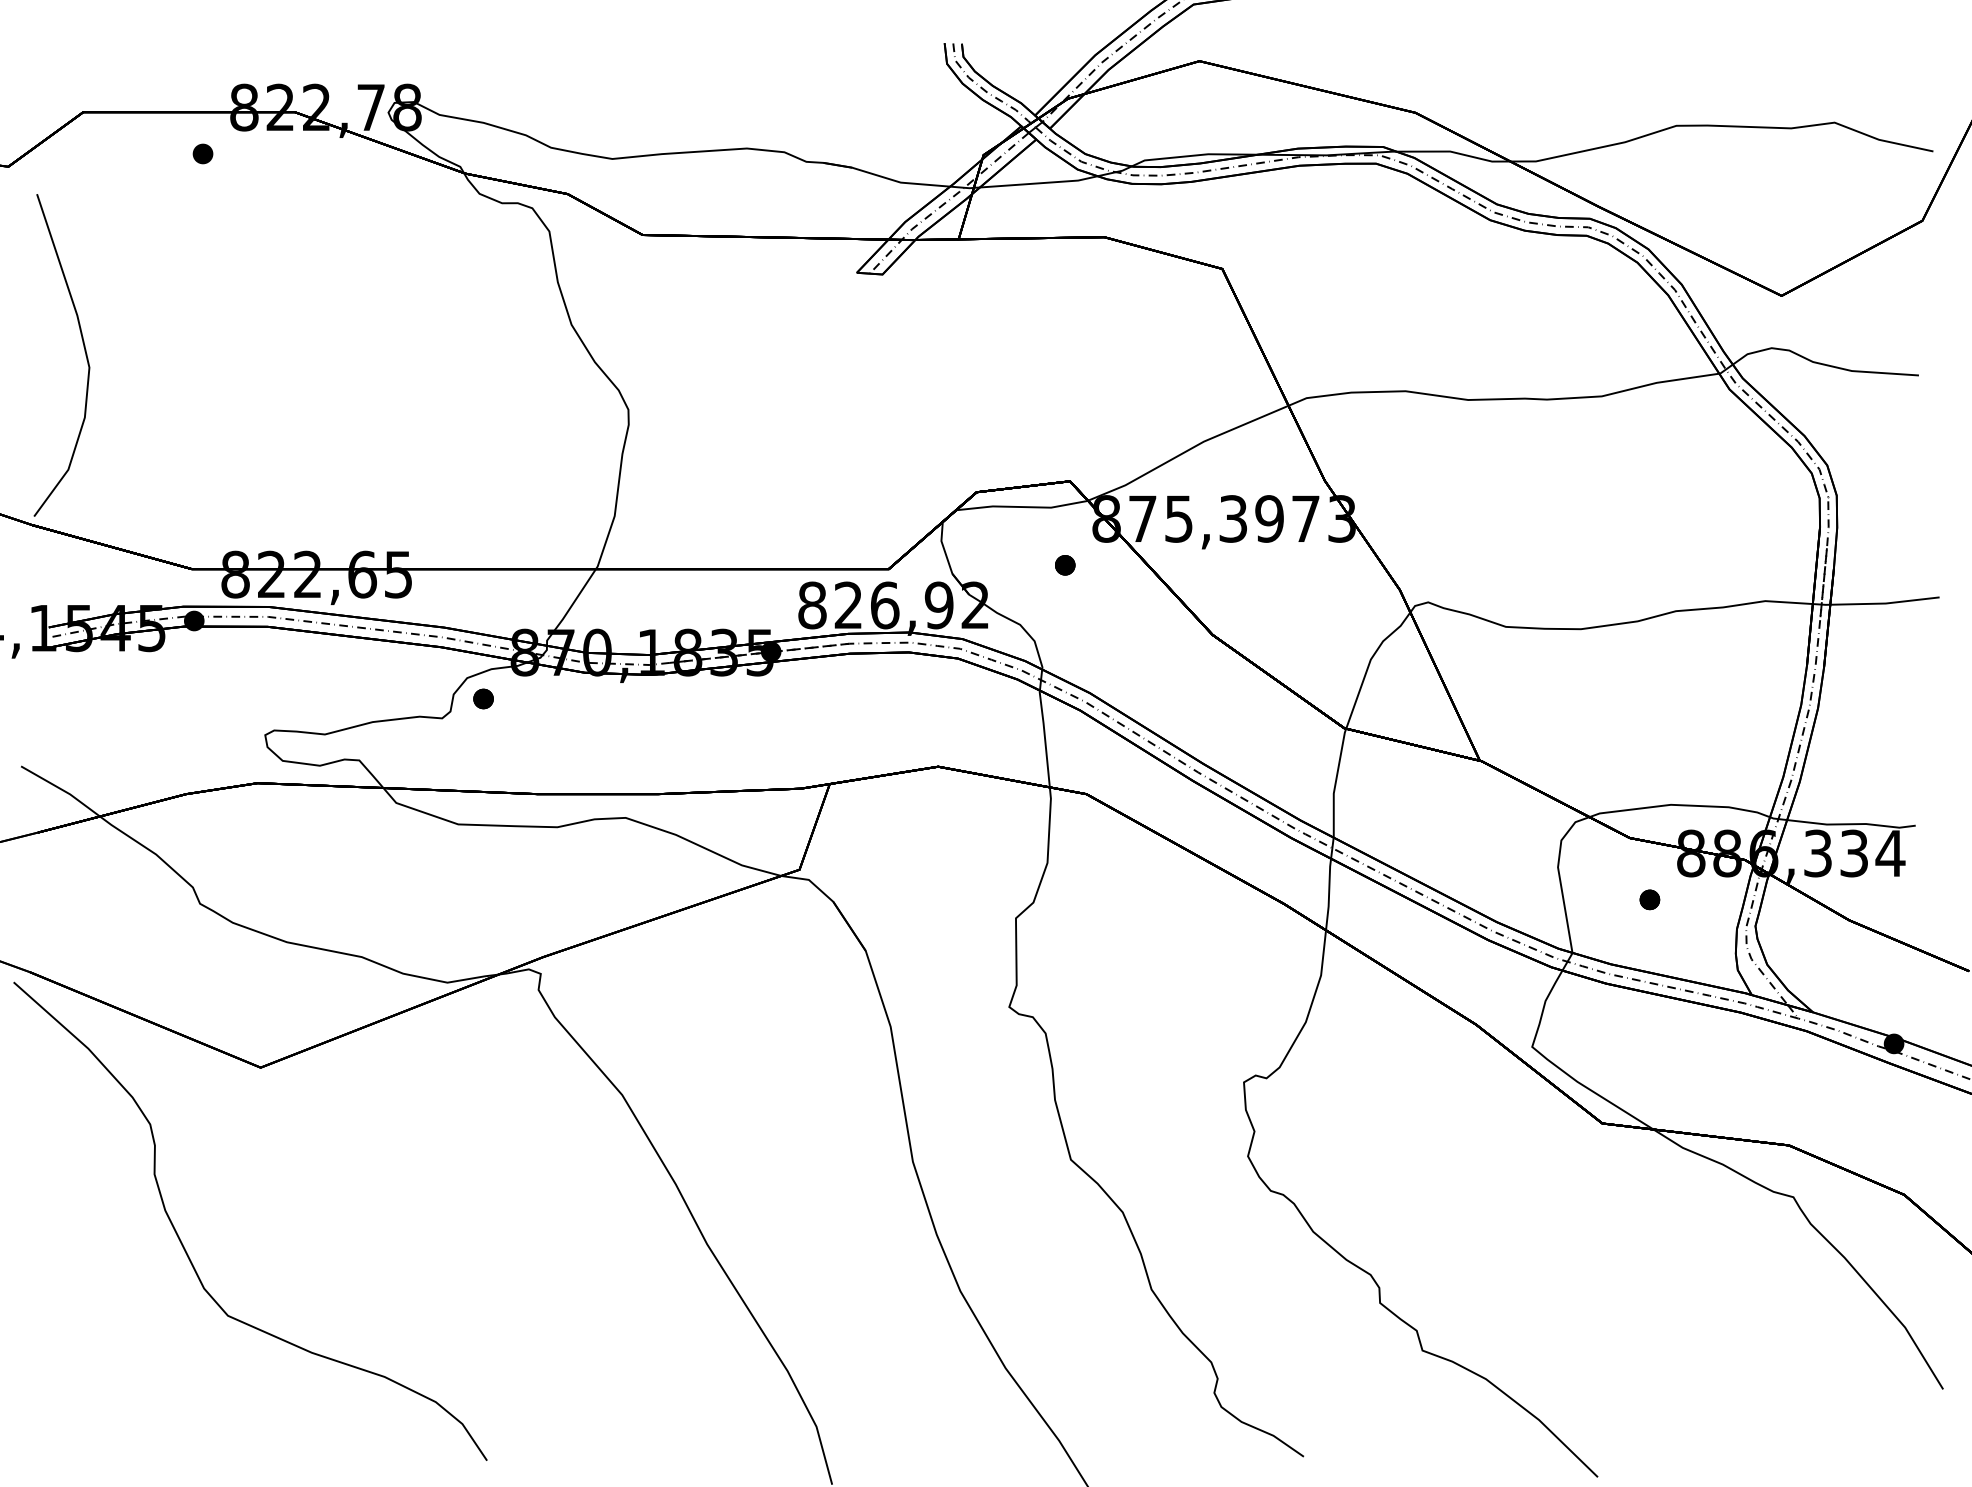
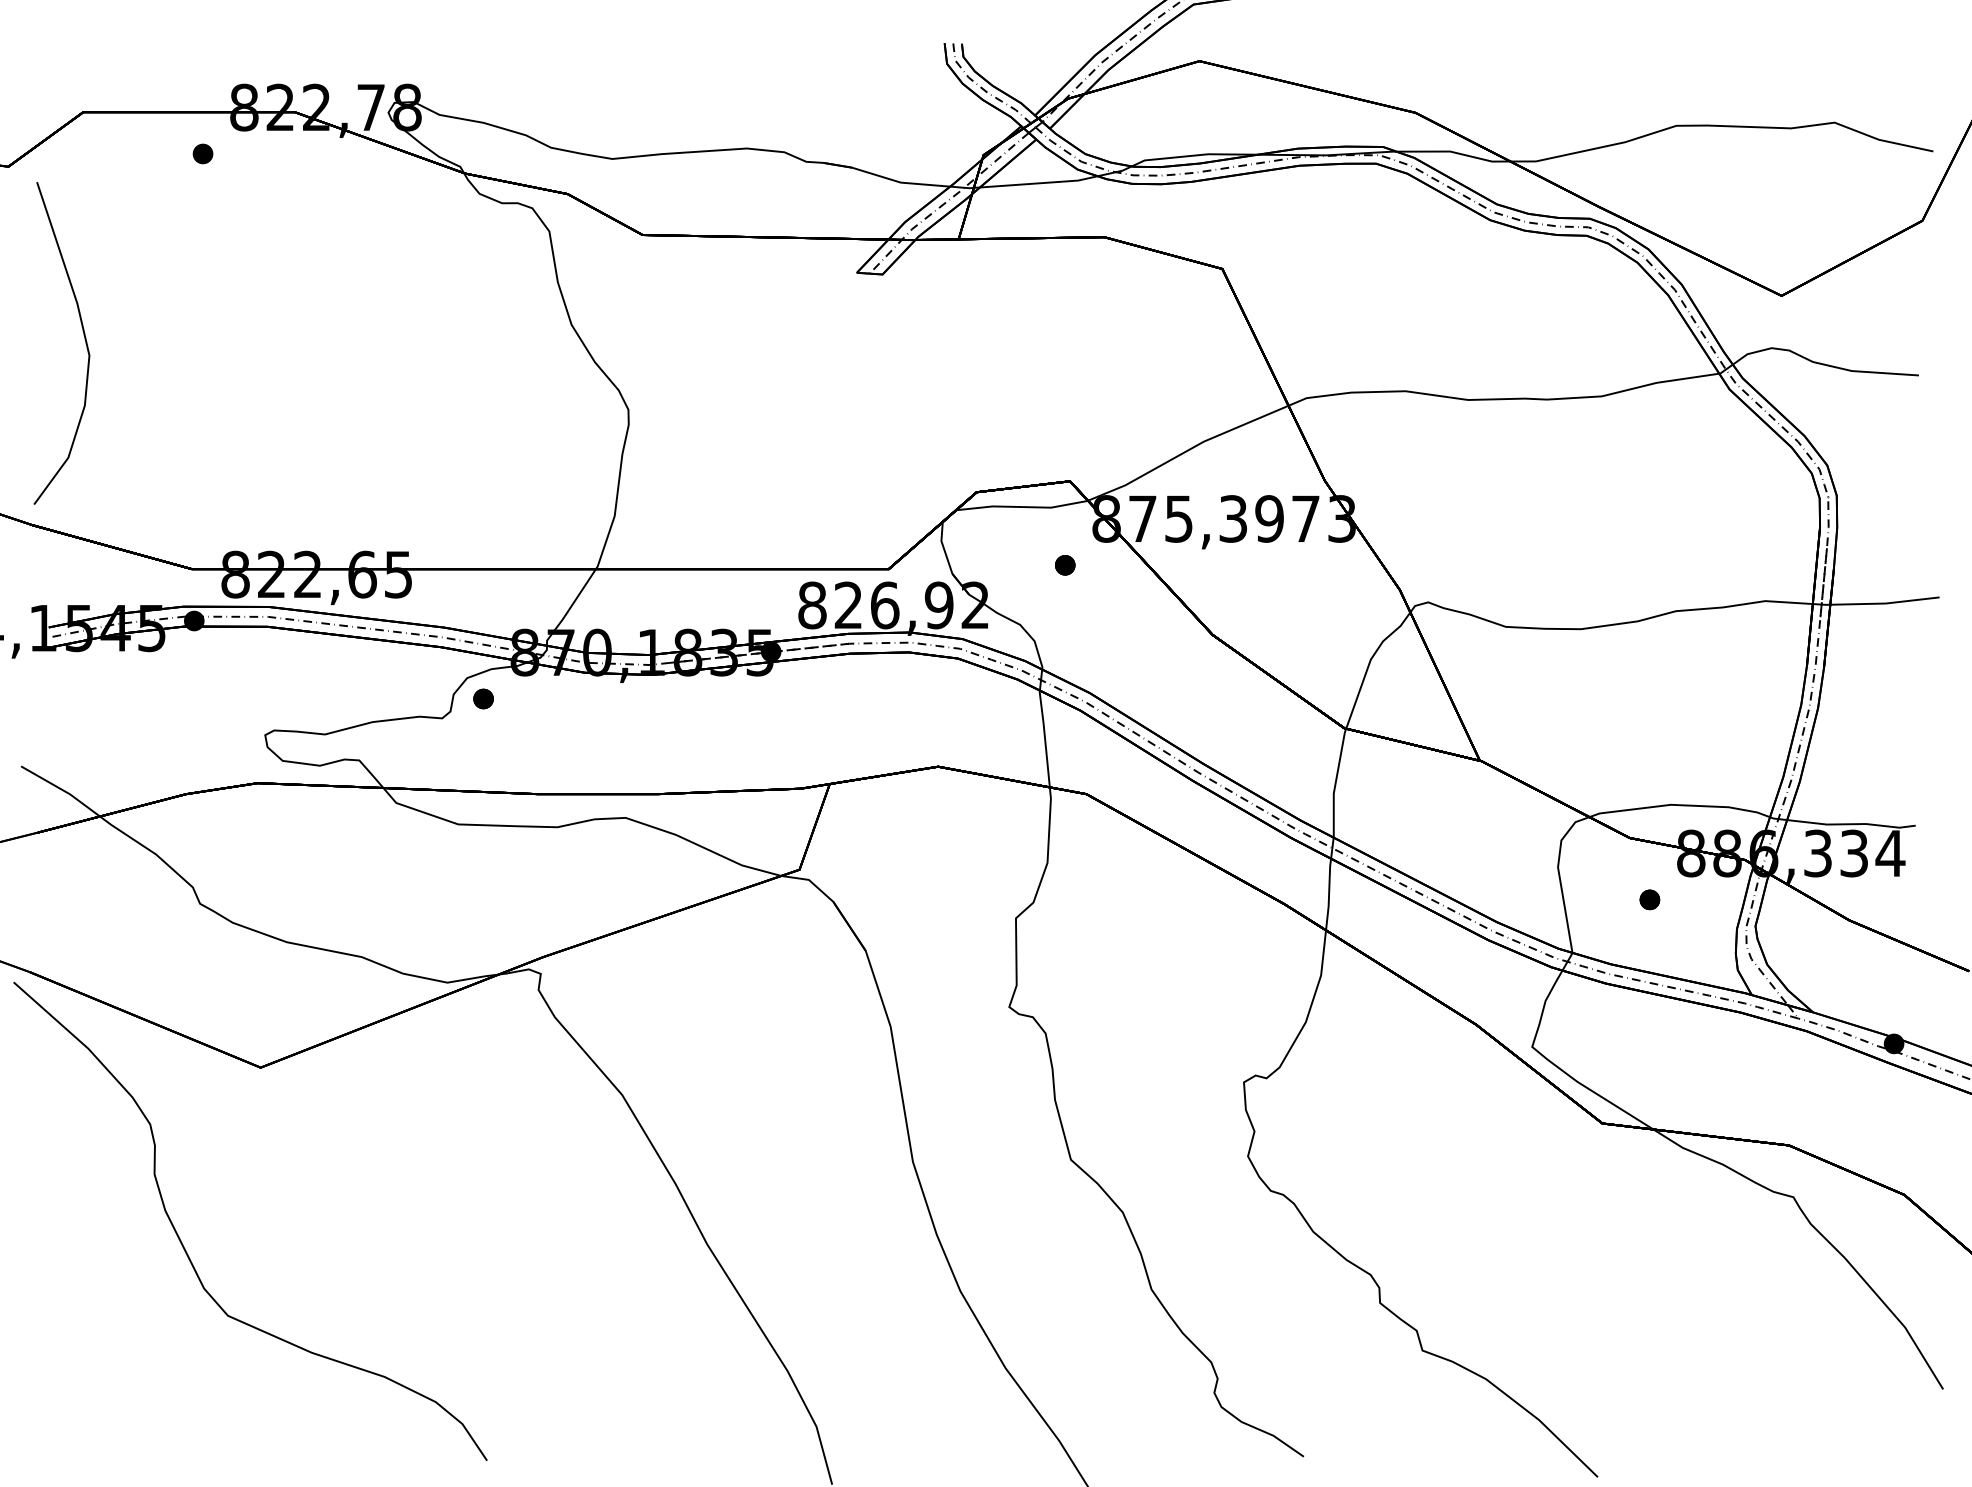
curve position: (84, 351) -> (84, 339) (84, 339)
